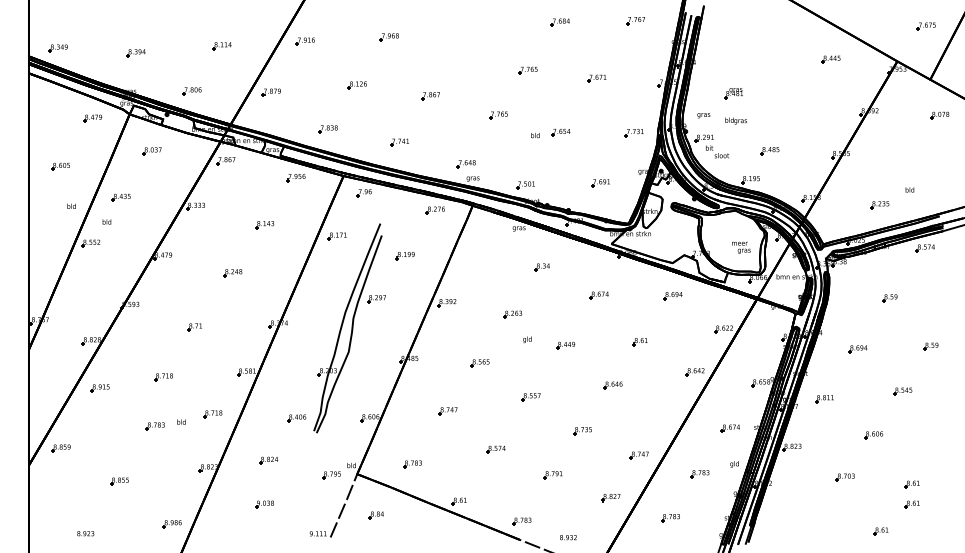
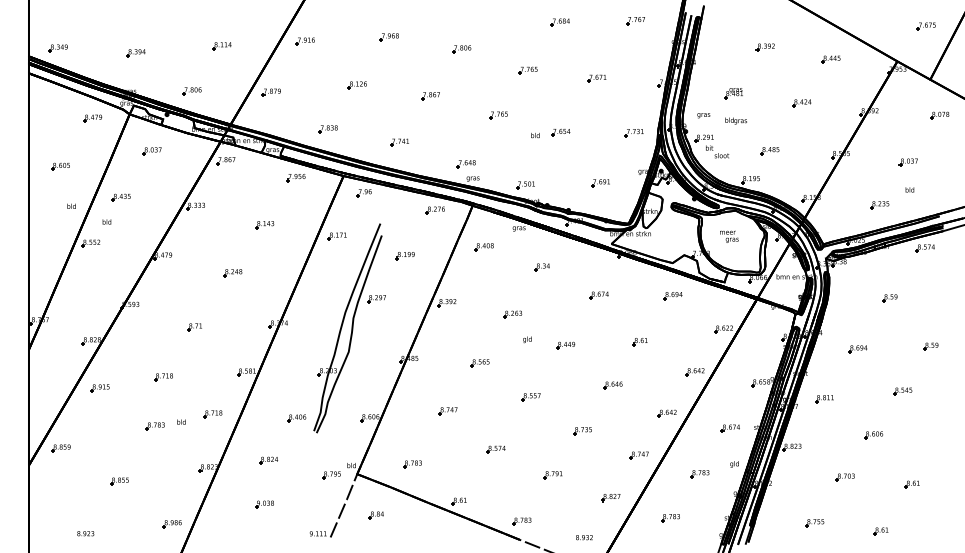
part: none -> present (764, 47)
part: none -> present (461, 49)
part: none -> present (801, 103)
part: none -> present (907, 162)
part: none -> present (483, 247)
text position: (741, 247) -> (729, 236) (729, 236)
part: none -> present (666, 413)
part: present -> none (911, 504)
part: none -> present (814, 523)
text position: (568, 537) -> (584, 537) (584, 537)
